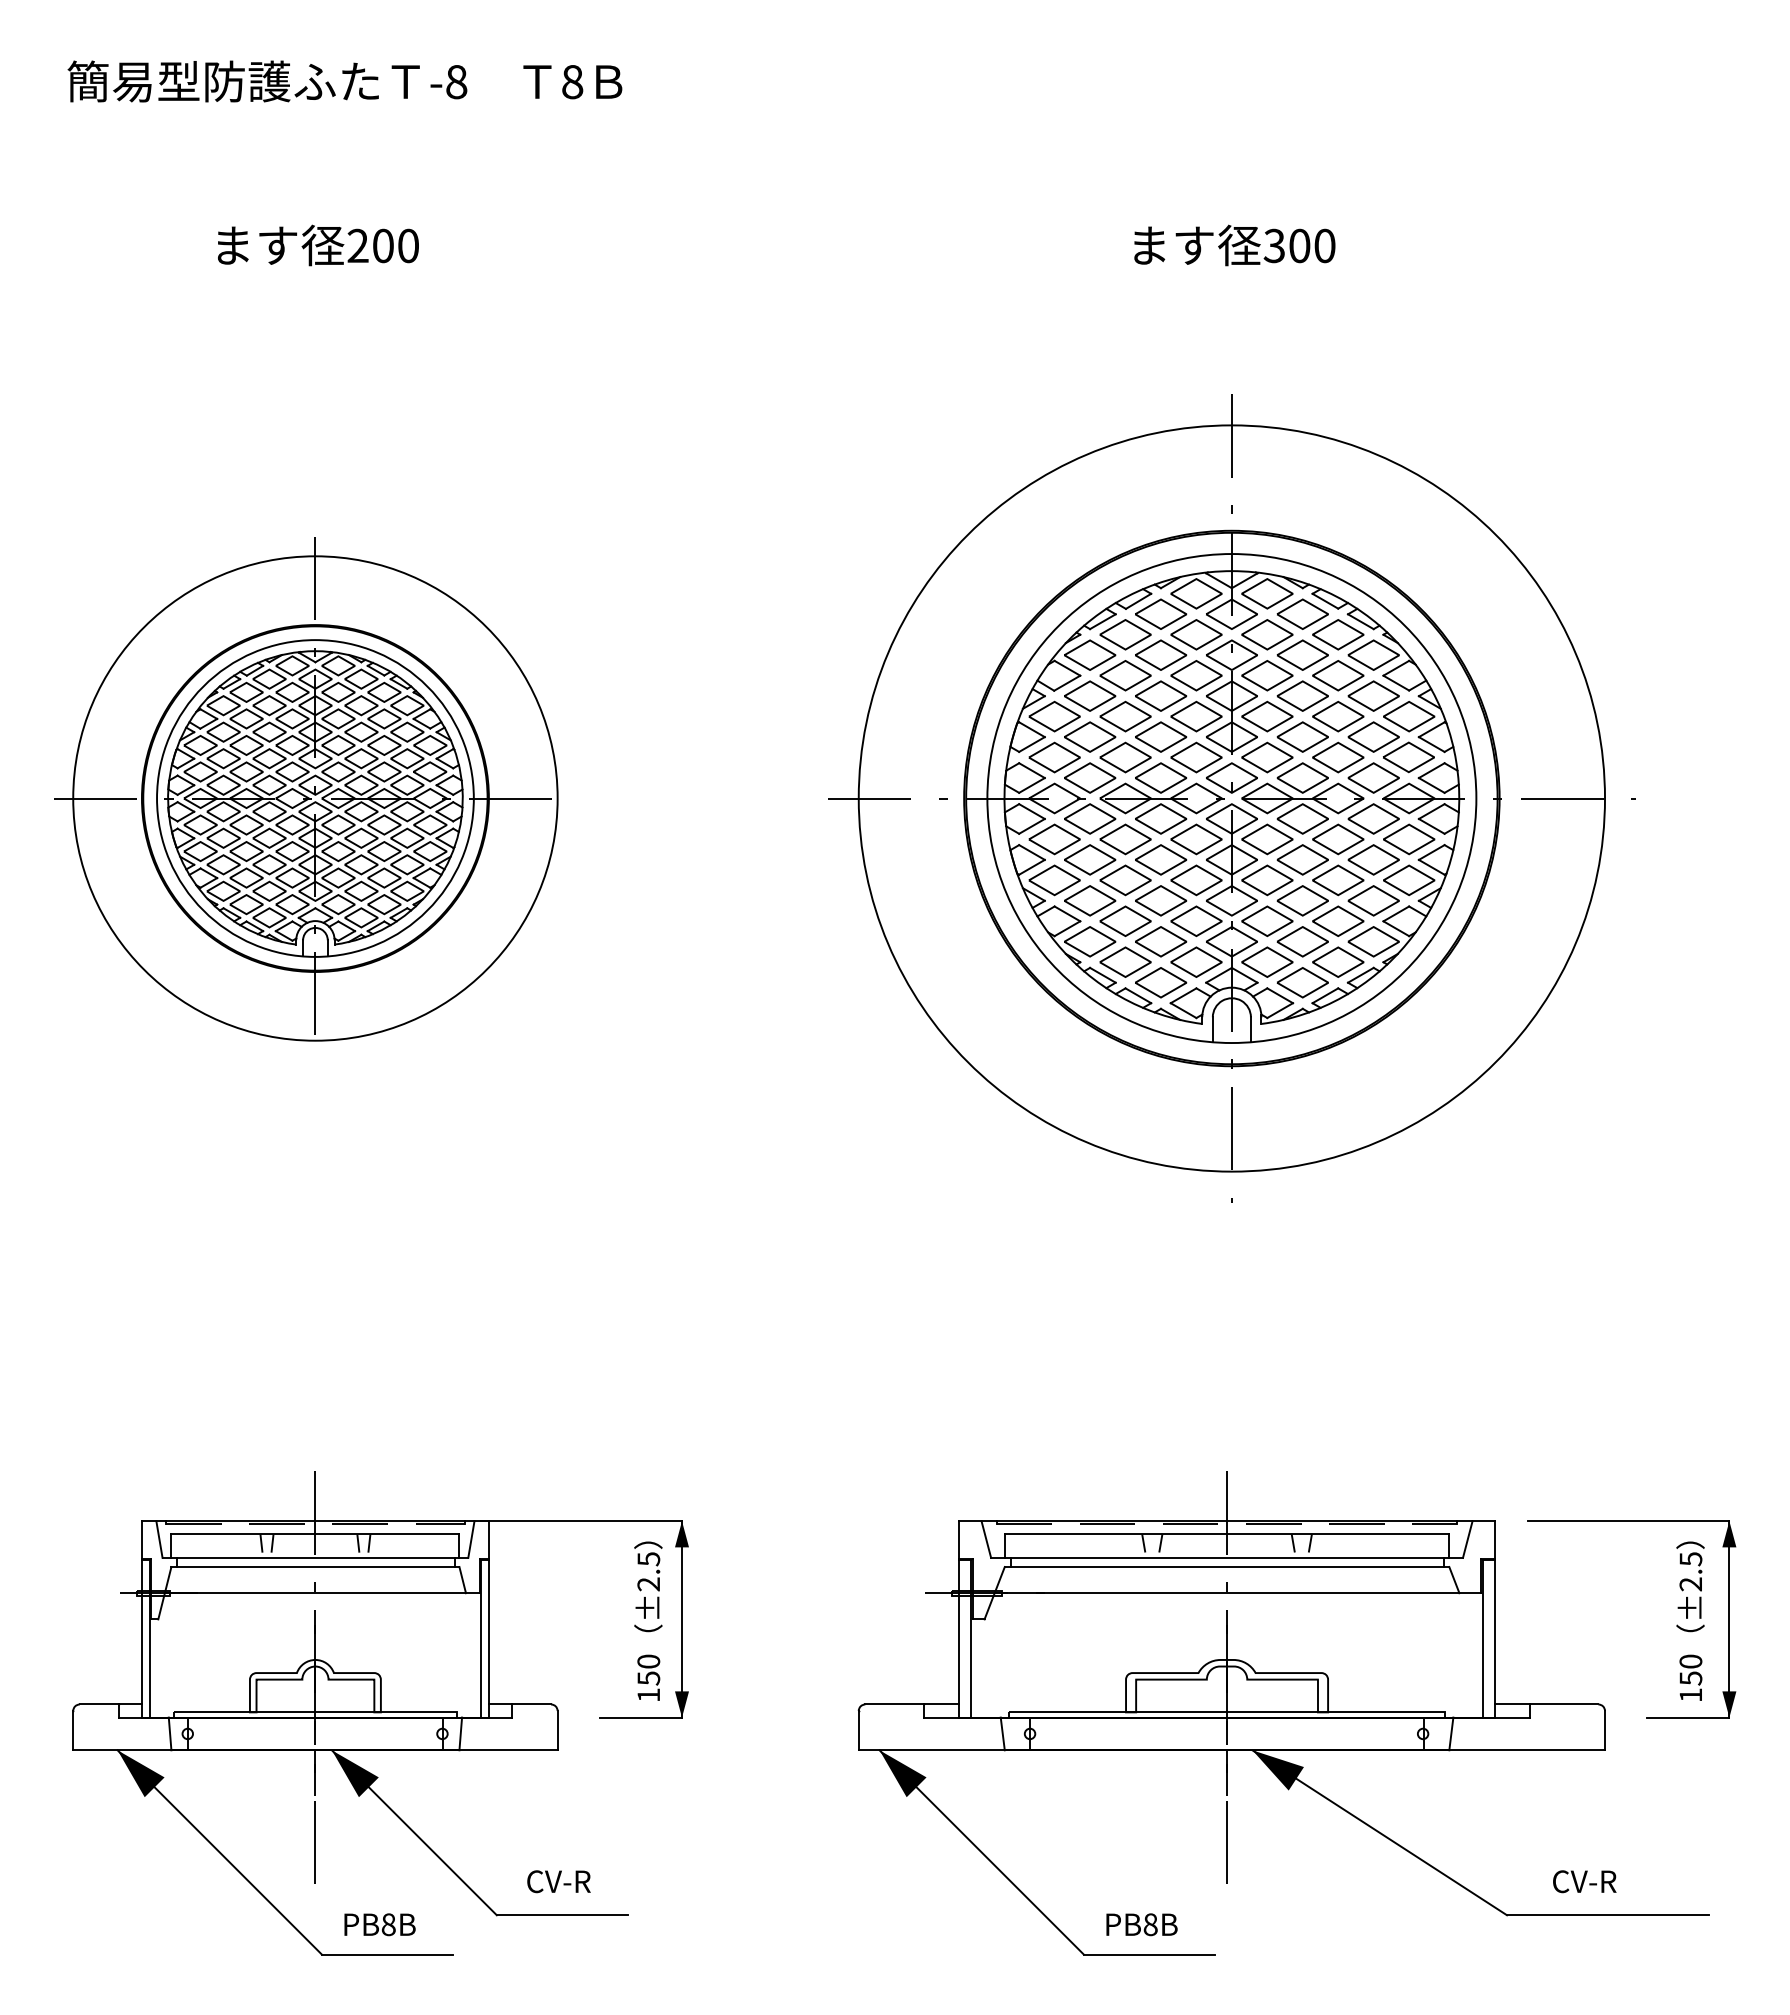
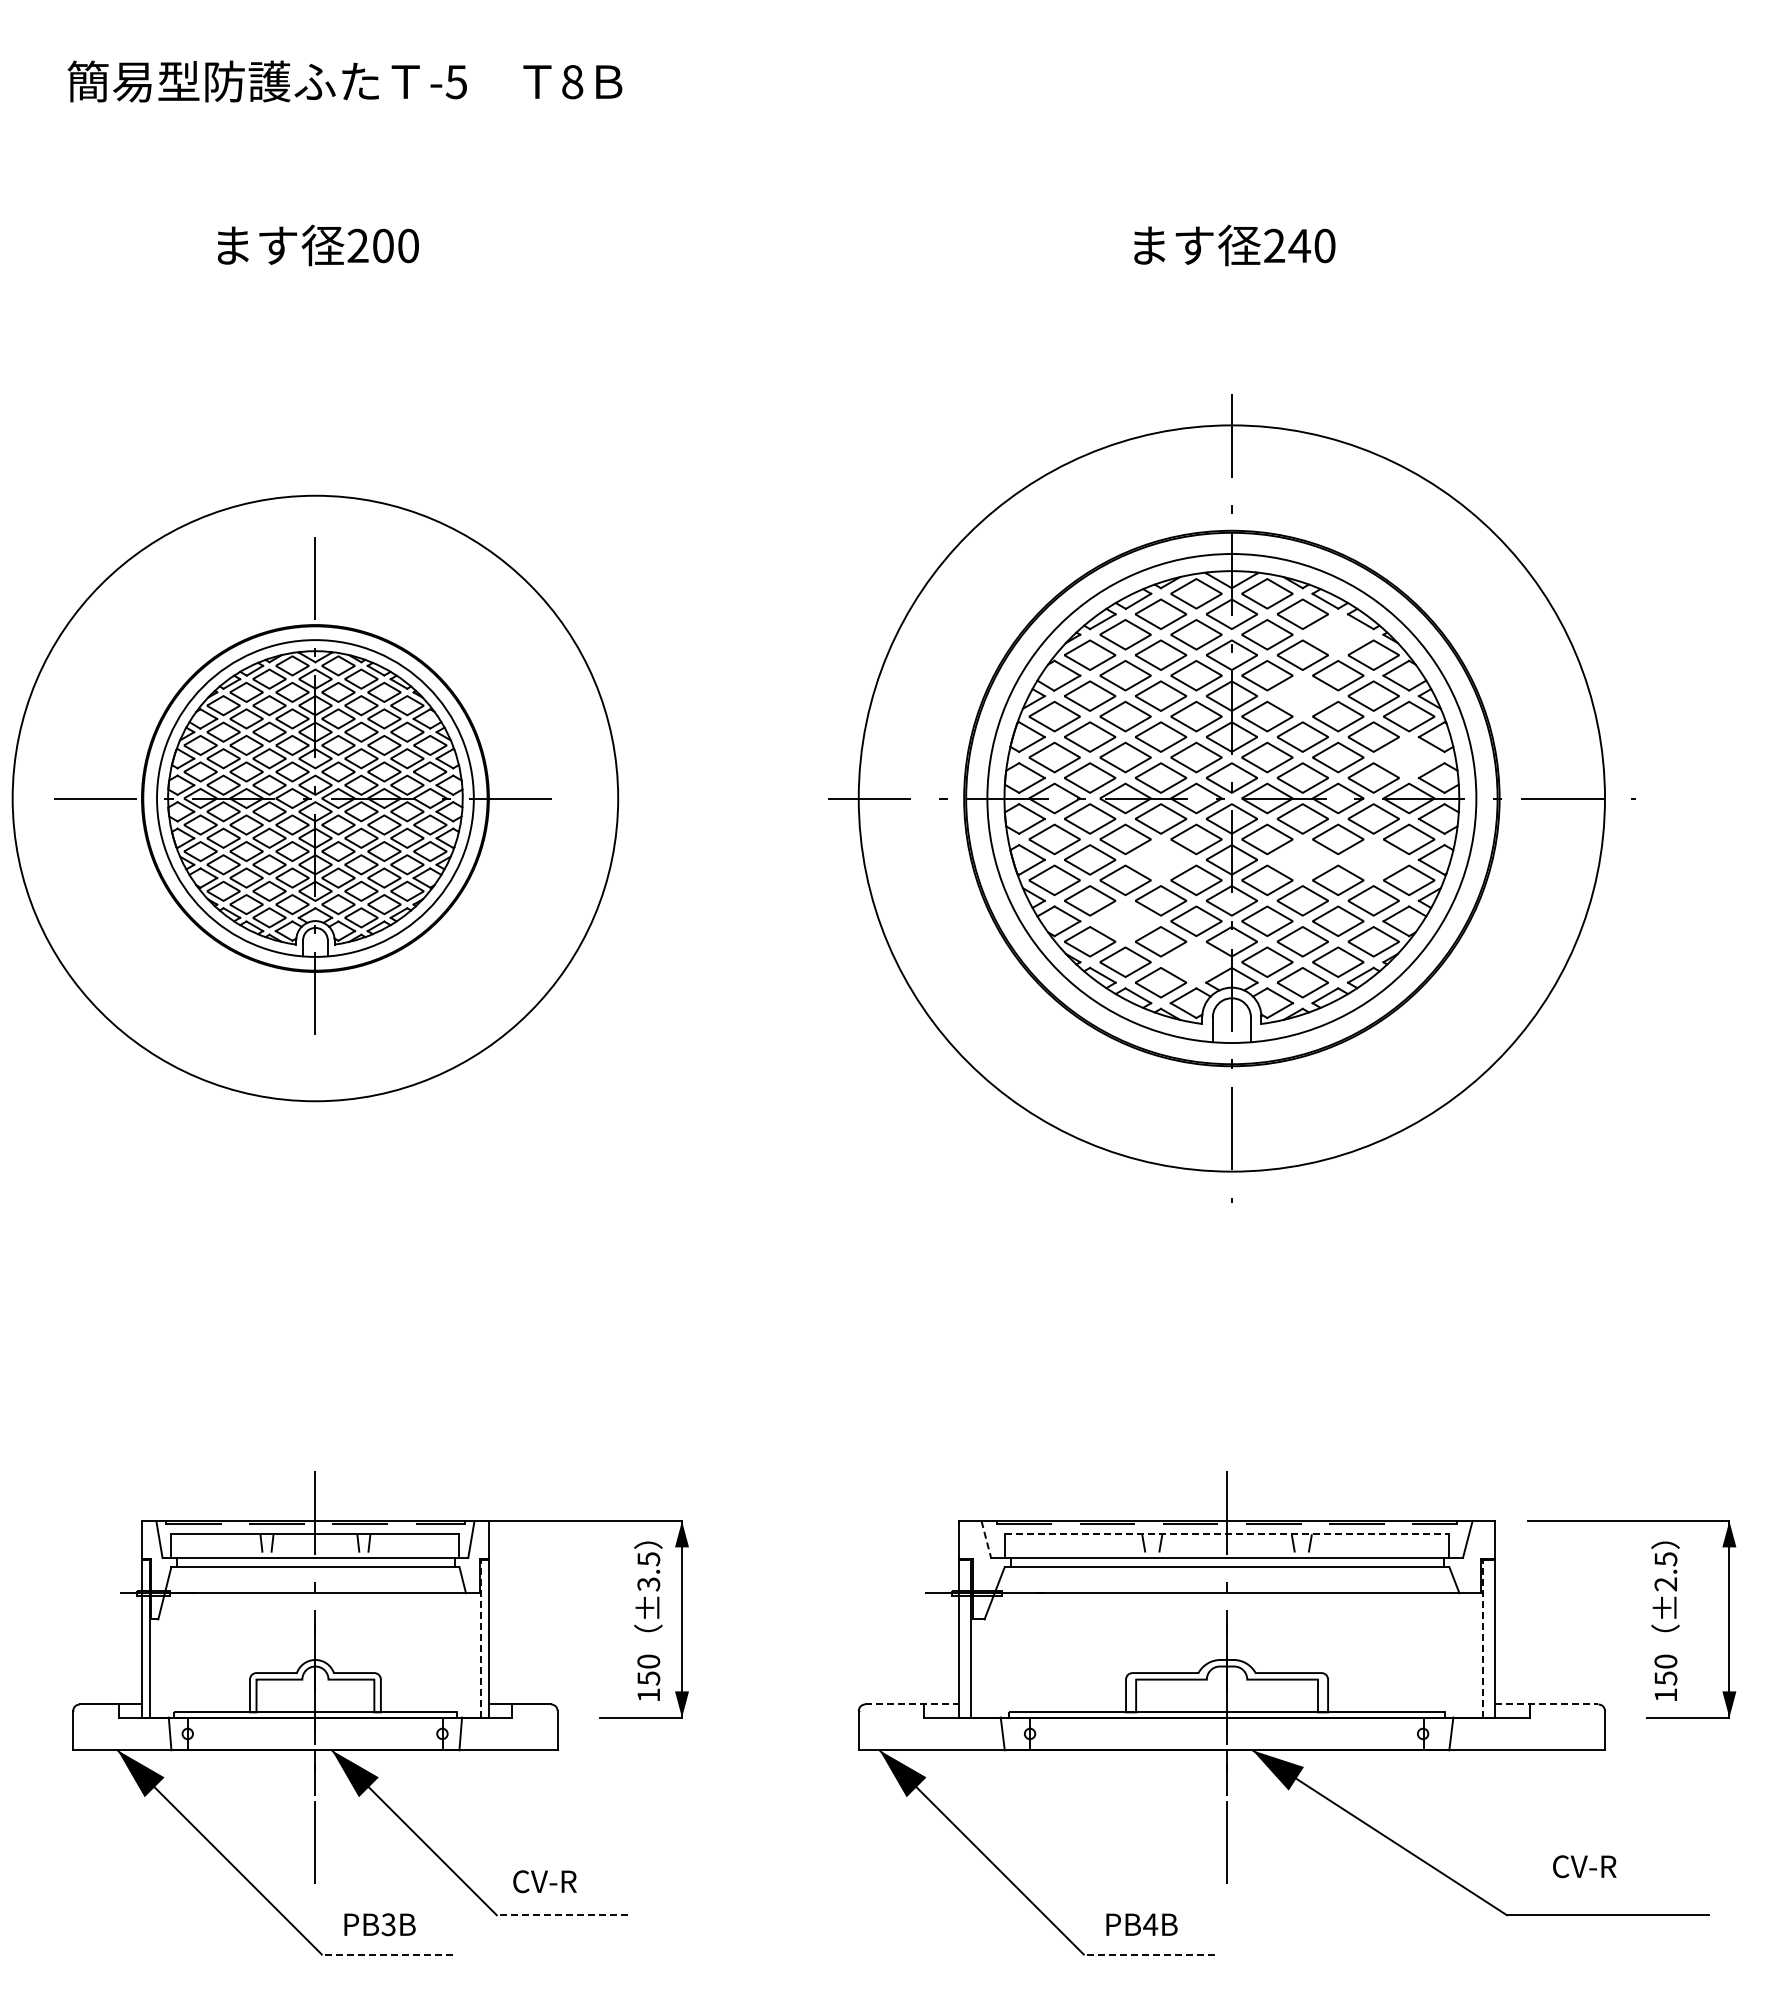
text: -8 -> -5 (456, 82)
text: 300 -> 240 (1287, 245)
part: present -> none (1338, 634)
part: present -> none (1302, 695)
part: present -> none (1408, 757)
circle diameter: 484 px -> 606 px (315, 798)
part: present -> none (1161, 859)
part: present -> none (1302, 859)
part: present -> none (1373, 859)
part: present -> none (1125, 920)
part: present -> none (1196, 961)
line: solid -> dashed (1227, 1534)
line: solid -> dashed (986, 1539)
text: ±2.5 -> ±3.5 (648, 1584)
text position: (1690, 1620) -> (1665, 1620) (1665, 1620)
line: solid -> dashed (481, 1639)
line: solid -> dashed (1482, 1639)
line: solid -> dashed (912, 1704)
line: solid -> dashed (1546, 1704)
text position: (558, 1881) -> (544, 1881) (544, 1881)
text position: (1584, 1881) -> (1584, 1866) (1584, 1866)
line: solid -> dashed (561, 1915)
text: PB8B -> PB3B (388, 1924)
text: PB8B -> PB4B (1150, 1924)
line: solid -> dashed (386, 1954)
line: solid -> dashed (1148, 1954)
